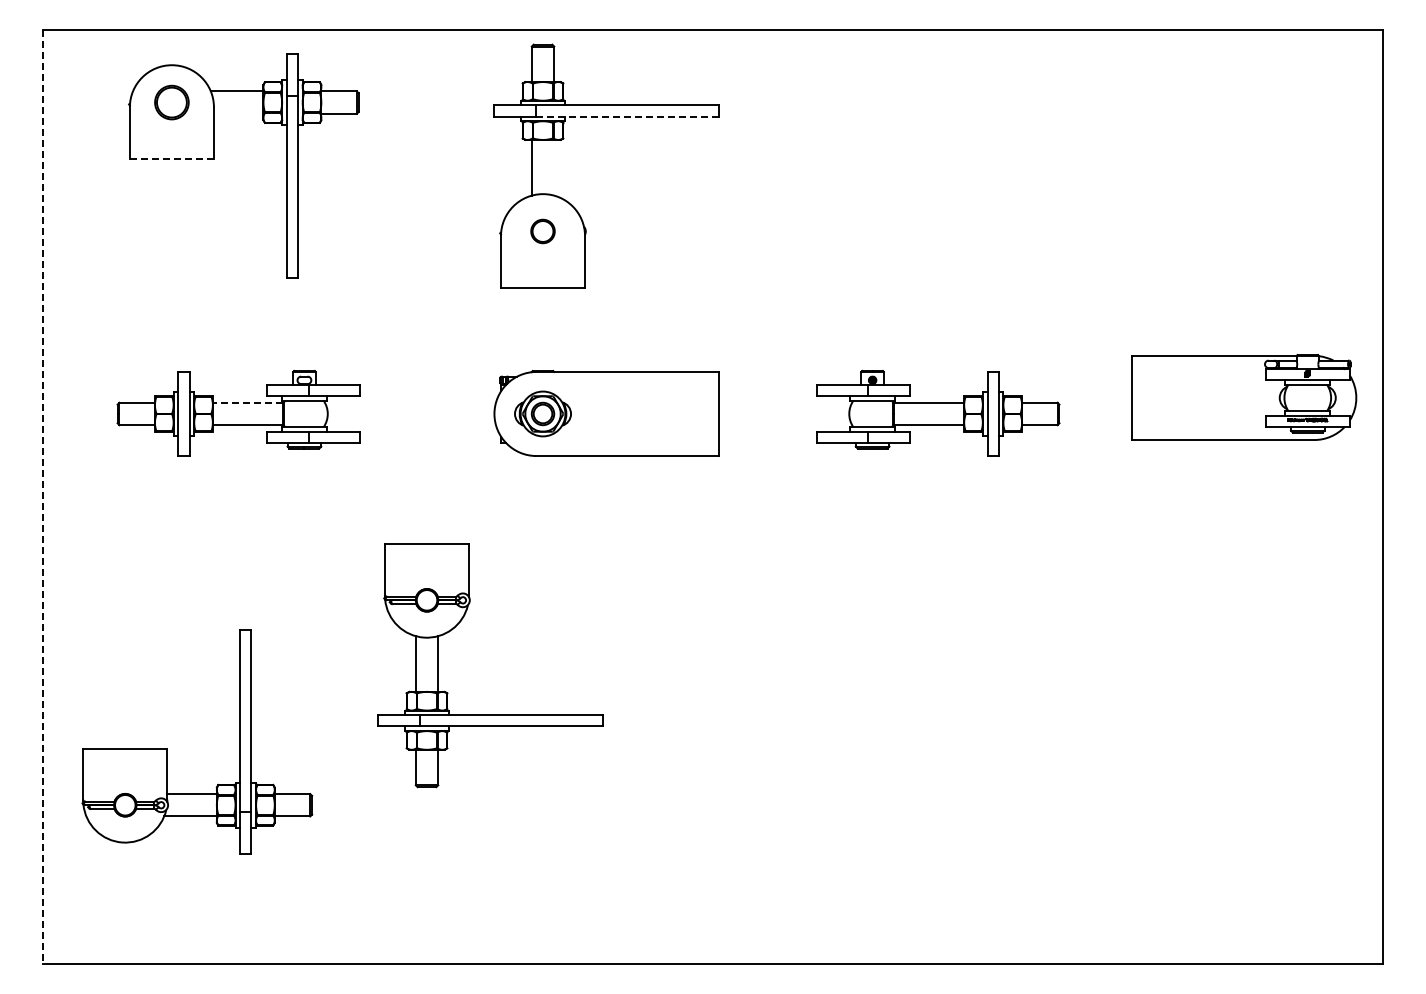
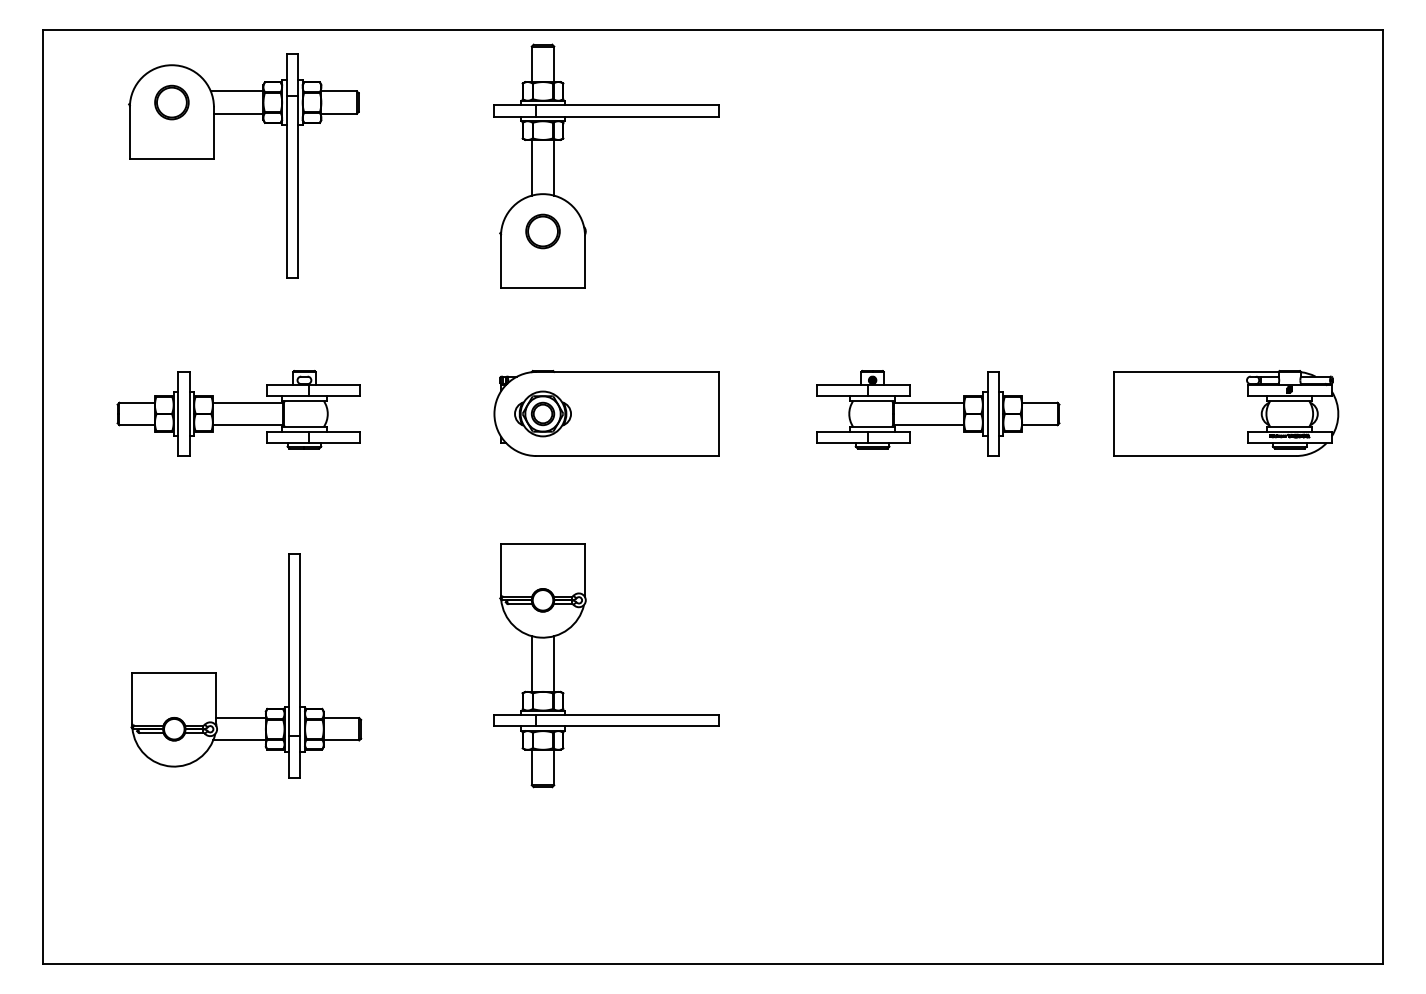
line: none -> present (238, 113)
line: dashed -> solid (628, 116)
line: dashed -> solid (171, 158)
line: none -> present (554, 167)
part size: 26x27 px -> 36x37 px (542, 231)
part position: (1244, 397) -> (1226, 413) (1226, 413)
line: dashed -> solid (247, 402)
line: dashed -> solid (42, 497)
part position: (490, 714) -> (606, 714) (606, 714)
part position: (167, 748) -> (216, 672) (216, 672)
